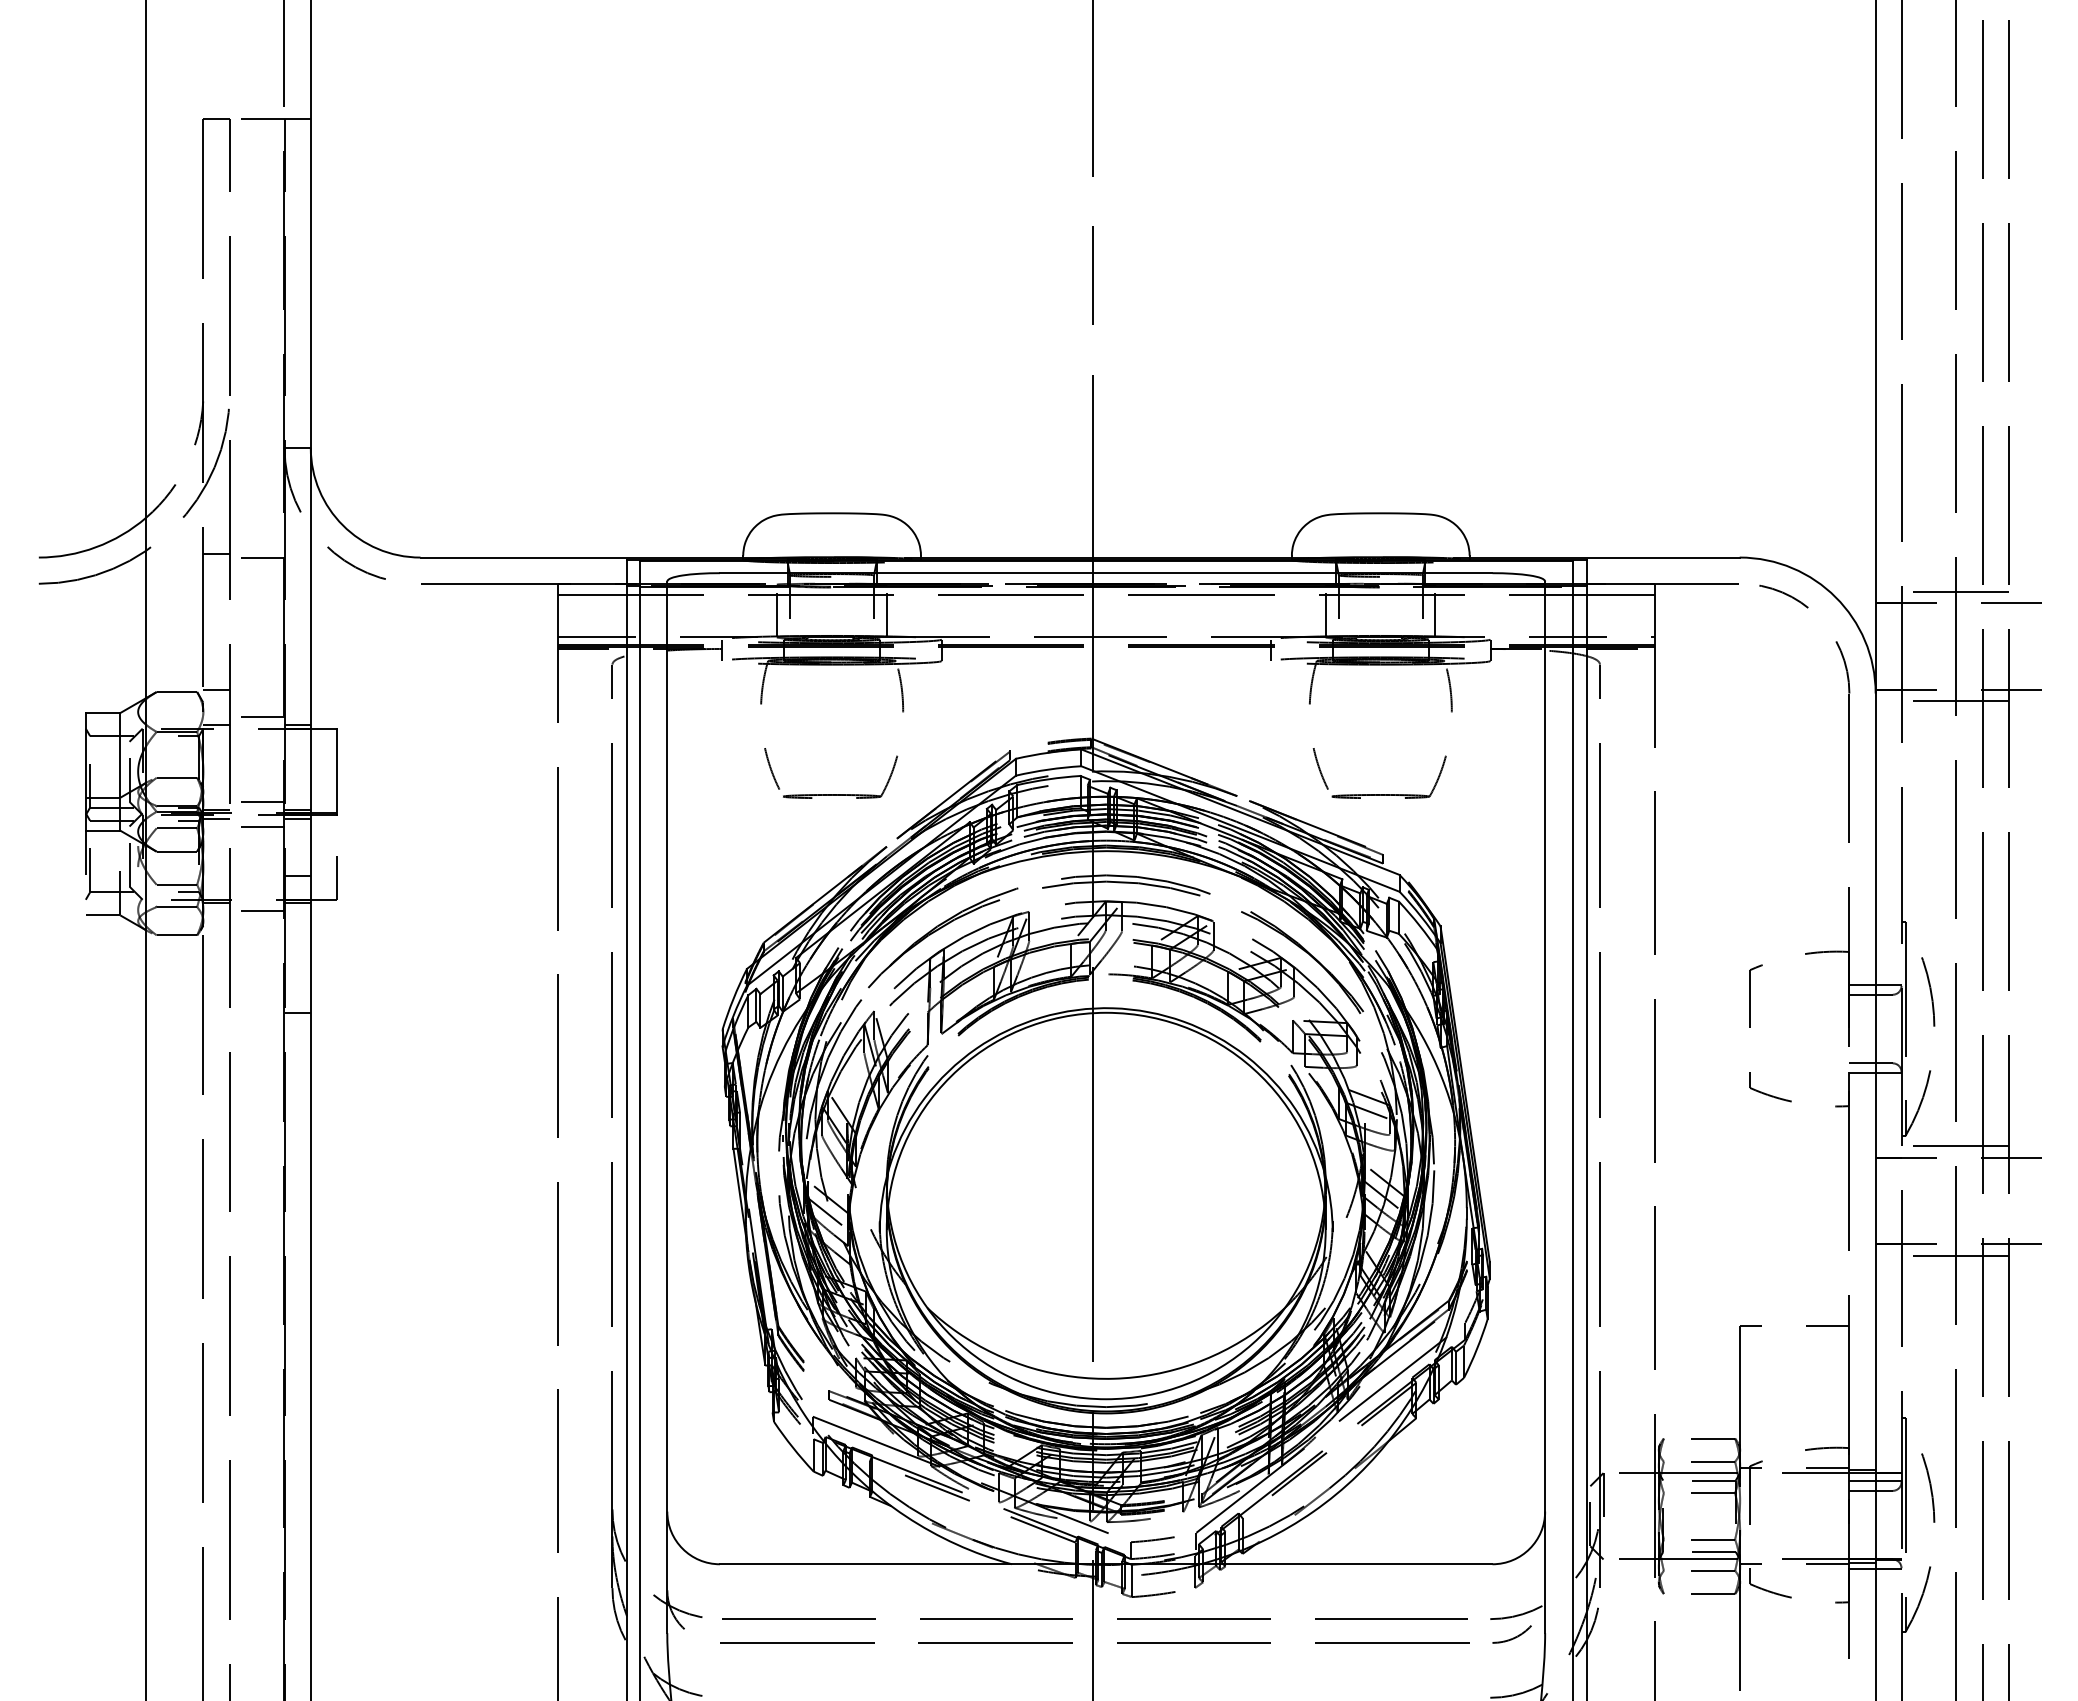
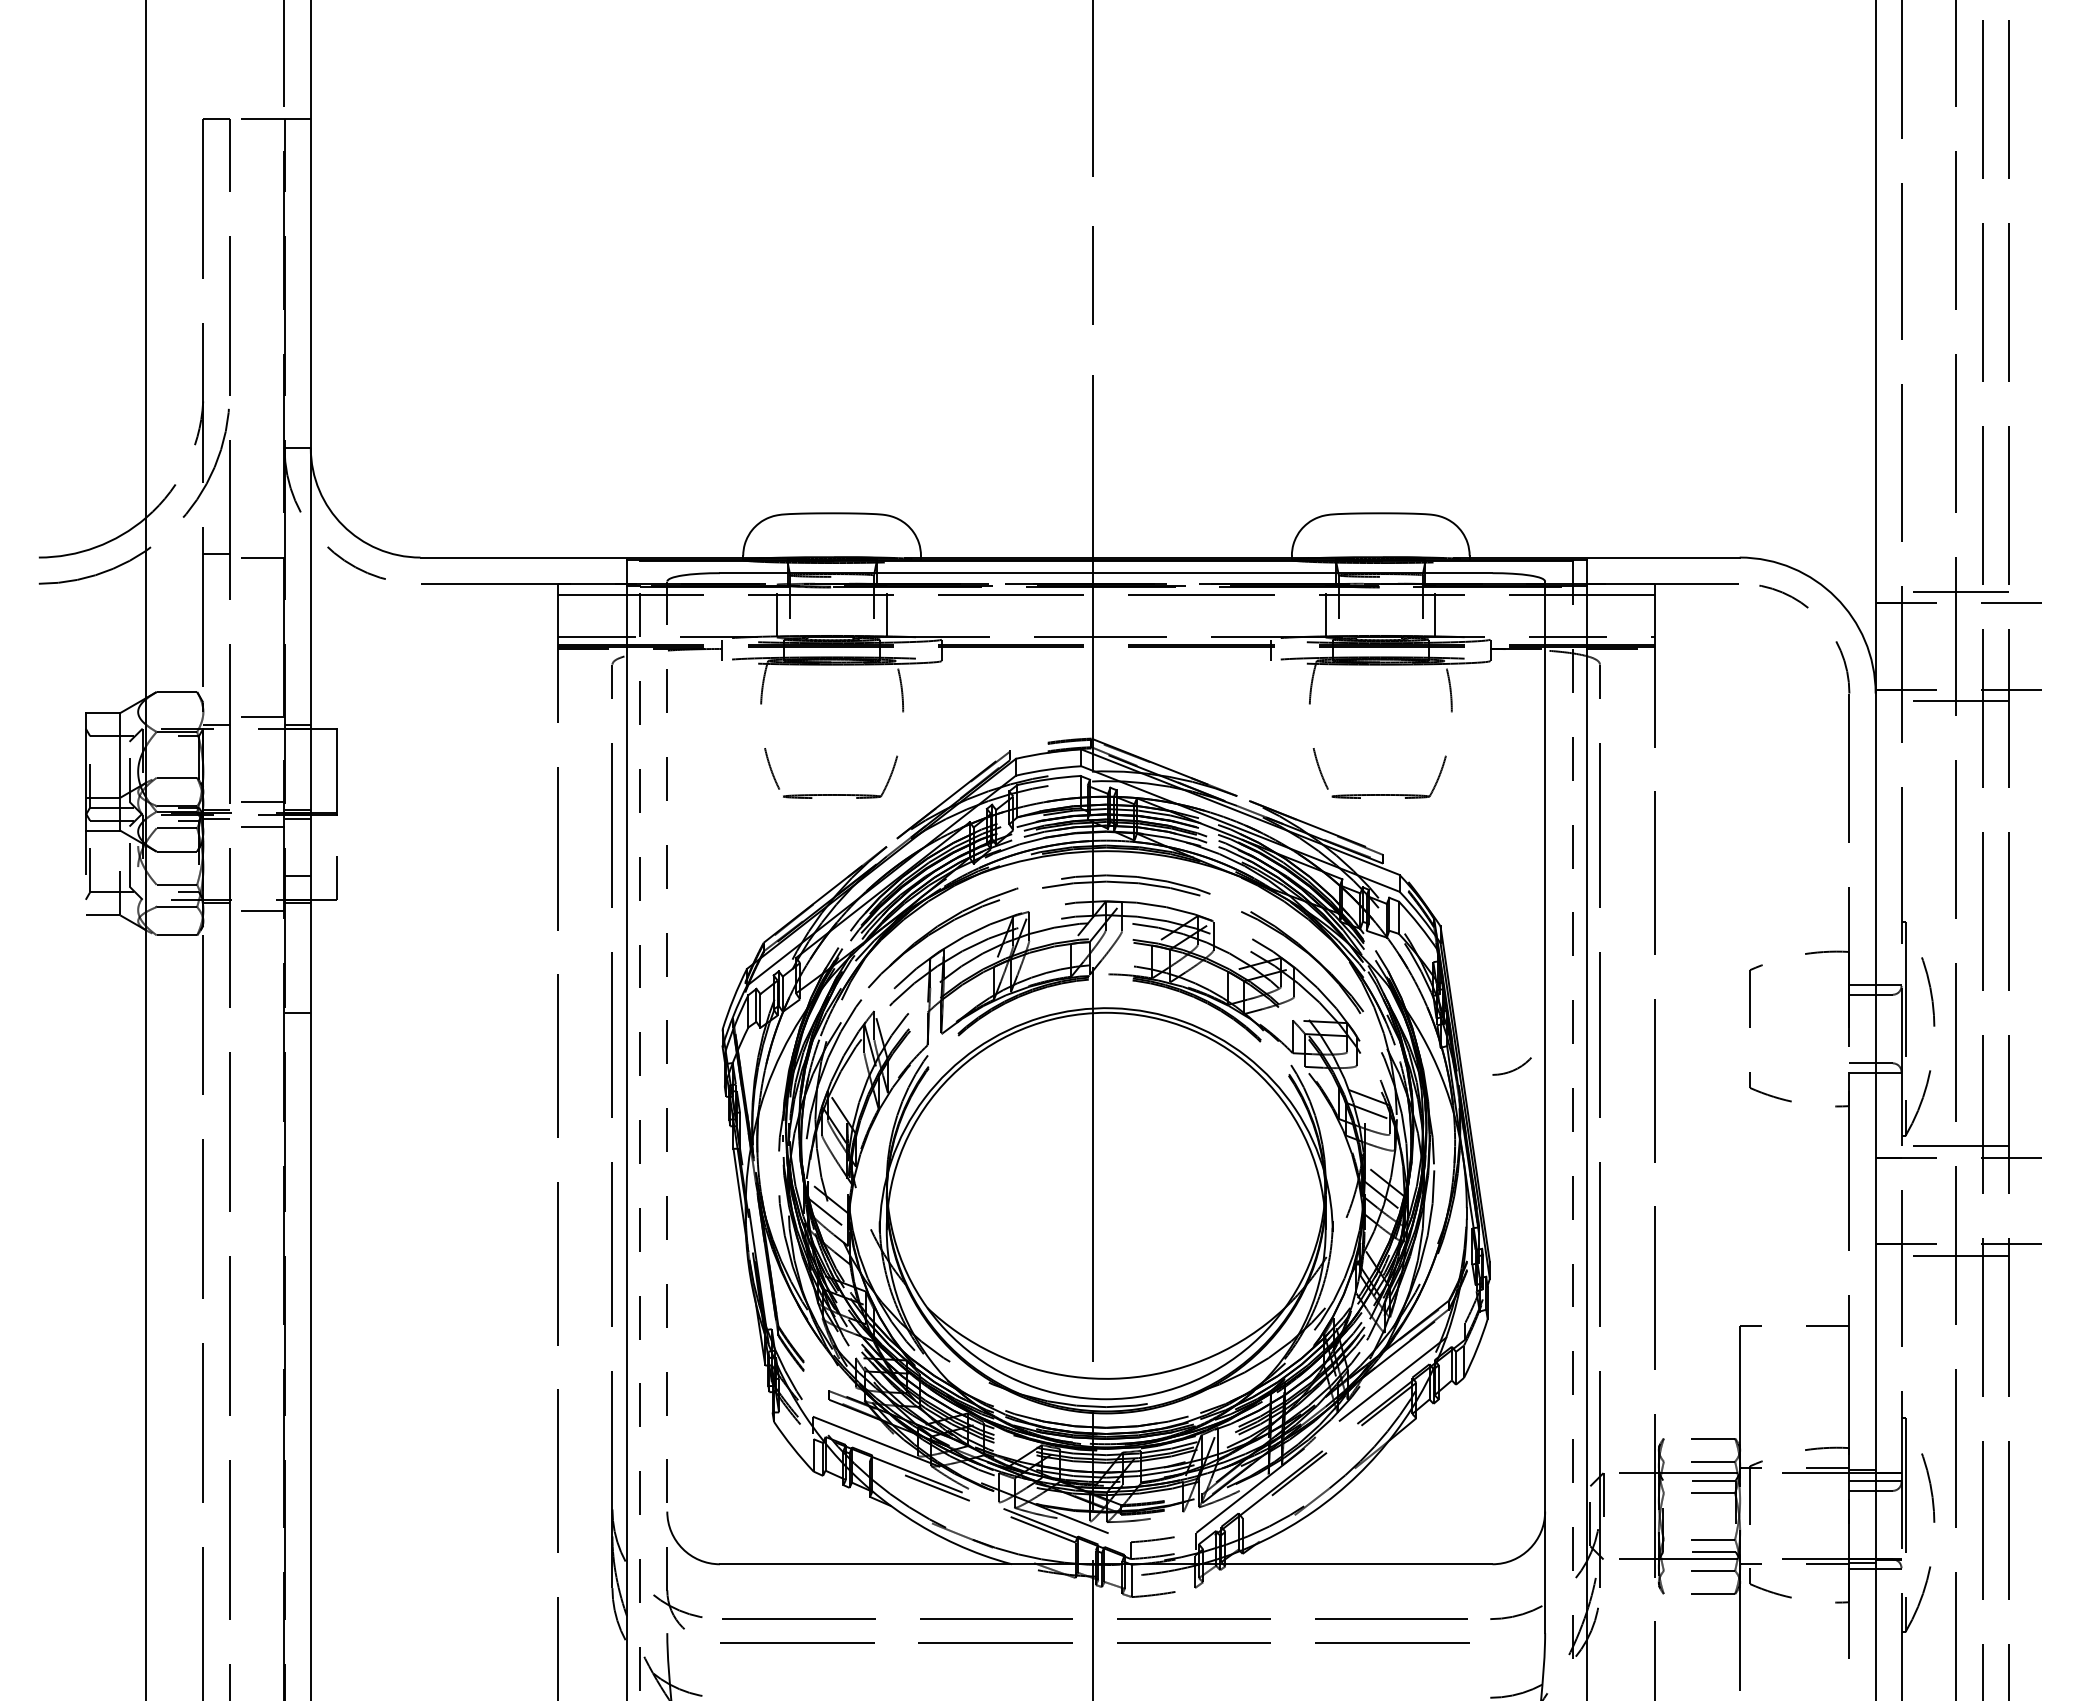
line: present -> none (216, 689)
line: solid -> dashed (667, 1107)
line: solid -> dashed (640, 1130)
line: solid -> dashed (1572, 1130)
arc position: (1513, 1637) -> (1513, 1069) (1513, 1069)
